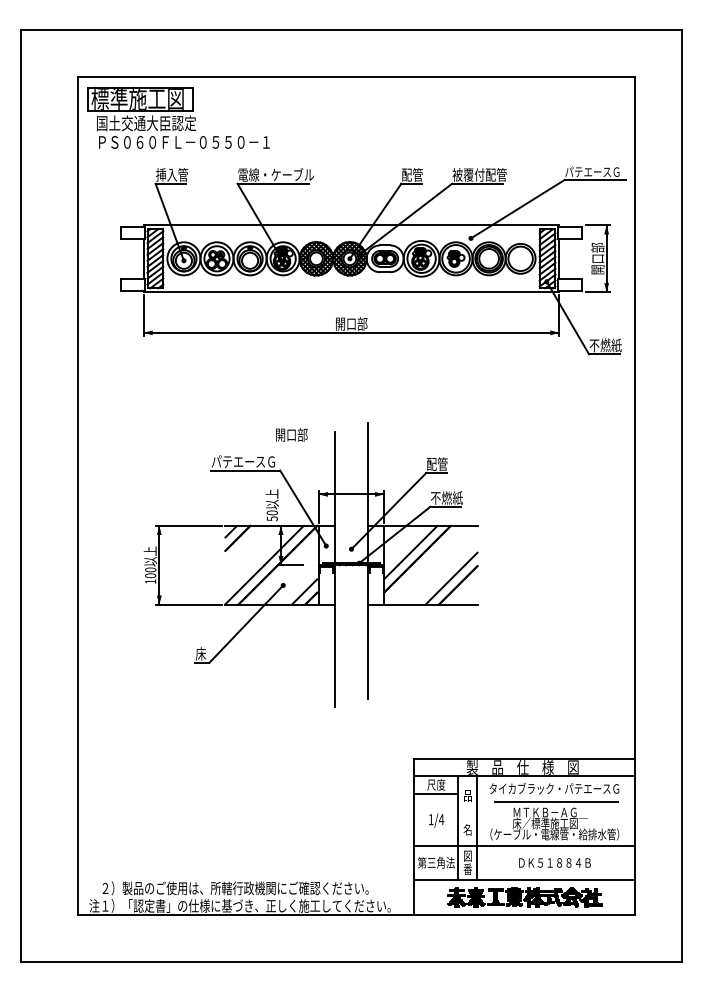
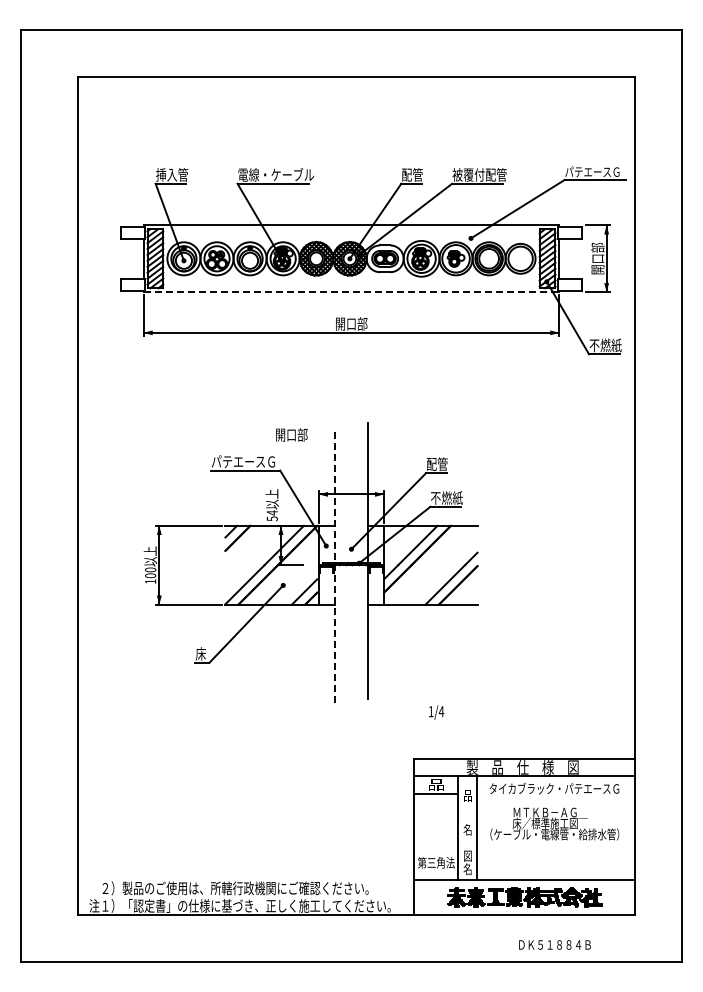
part: present -> none (178, 117)
line: solid -> dashed (351, 292)
text: 50 -> 54 (271, 512)
line: solid -> dashed (334, 569)
text: 尺度 -> 品 (436, 784)
line: present -> none (556, 801)
text position: (436, 820) -> (436, 712) (436, 712)
line: present -> none (524, 845)
text position: (554, 862) -> (554, 944) (554, 944)
text: 番 -> 名 (467, 869)
